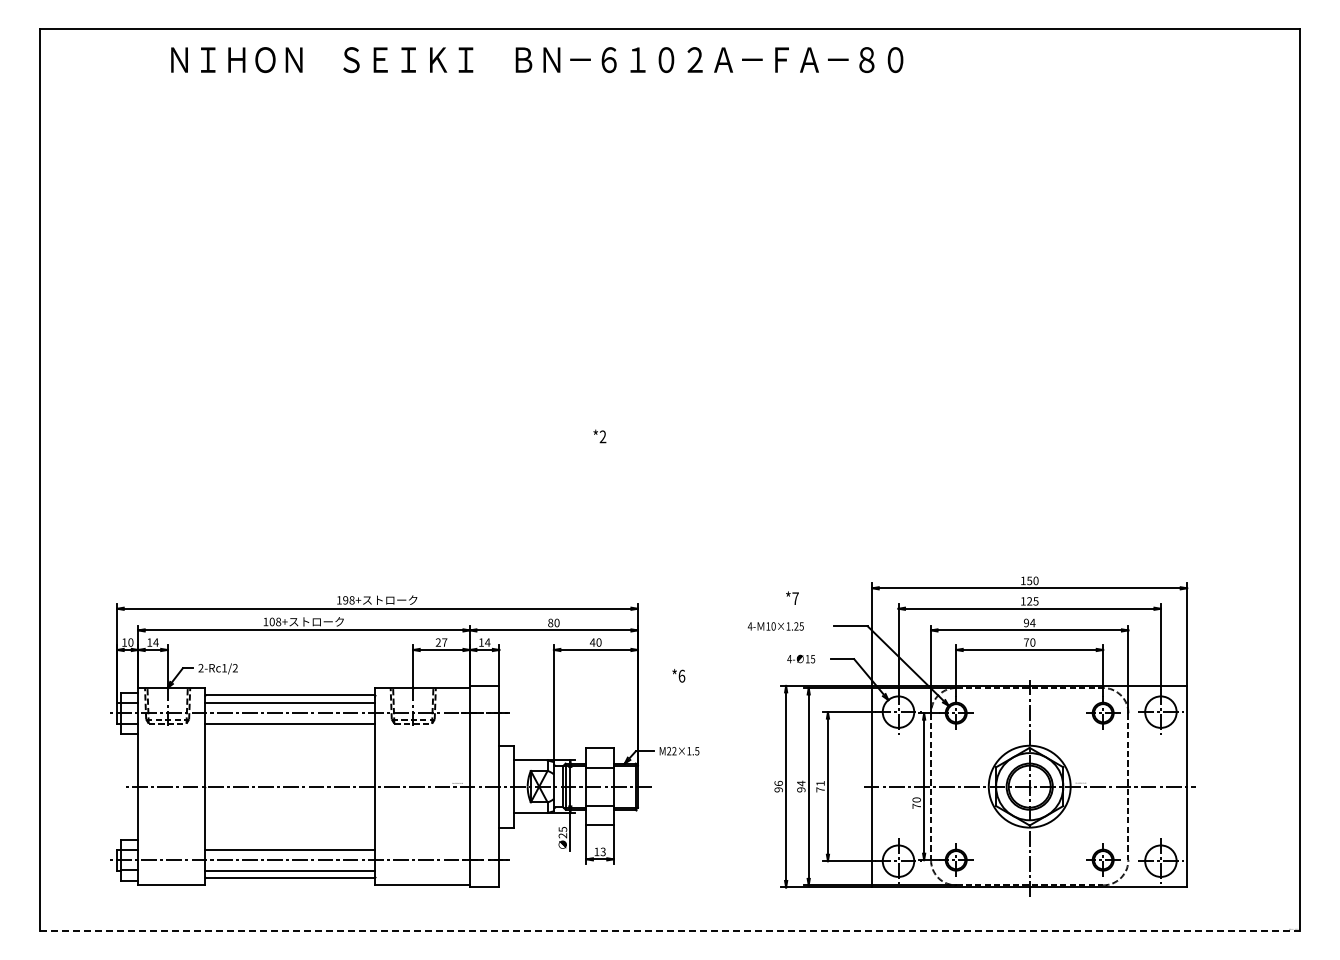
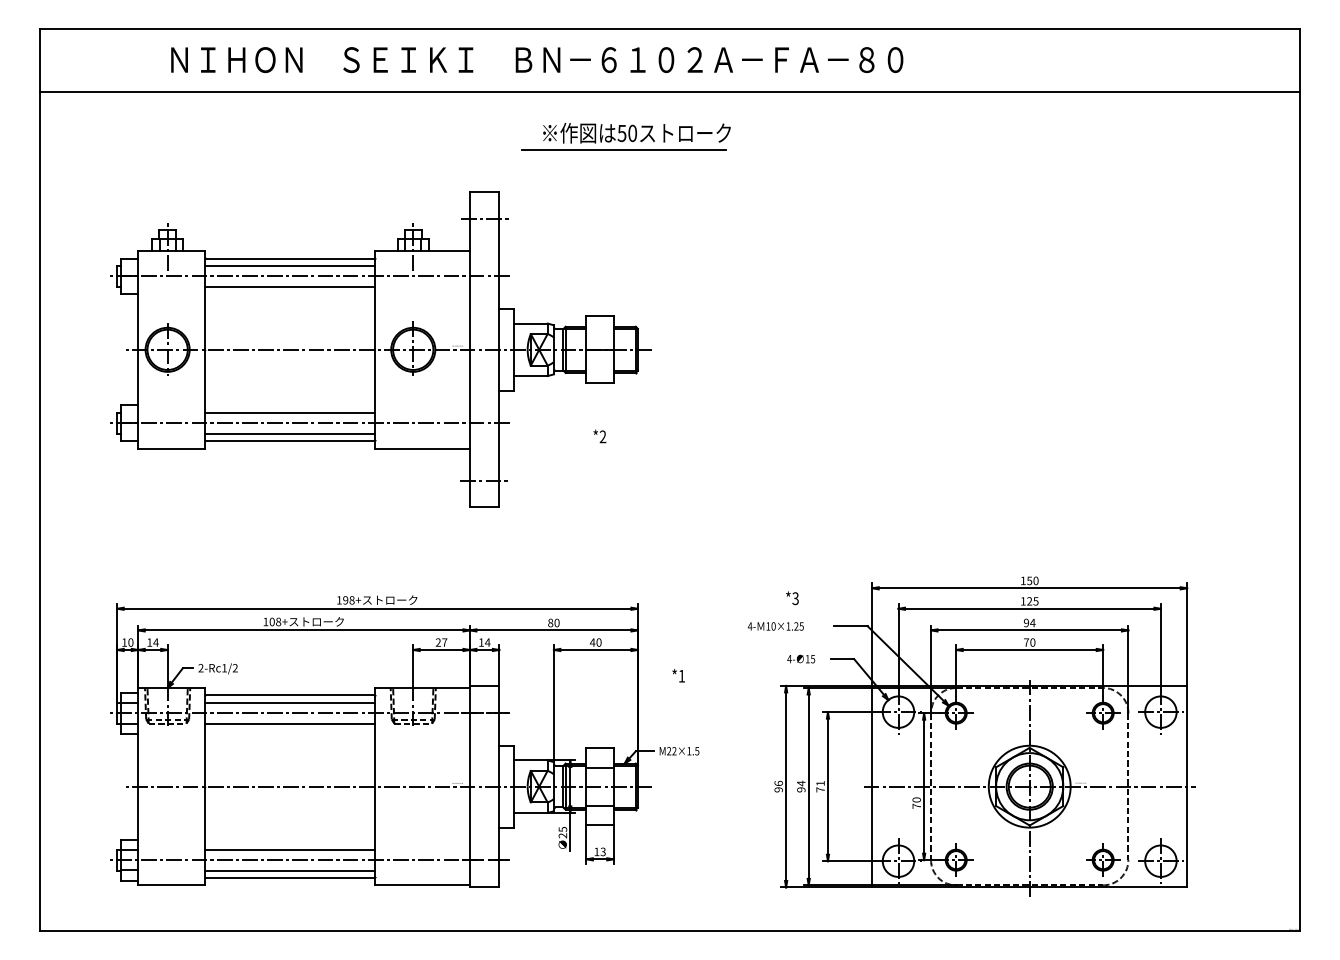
line: none -> present (669, 91)
part: none -> present (625, 136)
part: none -> present (380, 349)
text: *7 -> *3 (795, 598)
text: *6 -> *1 (681, 675)
line: dashed -> solid (669, 931)
